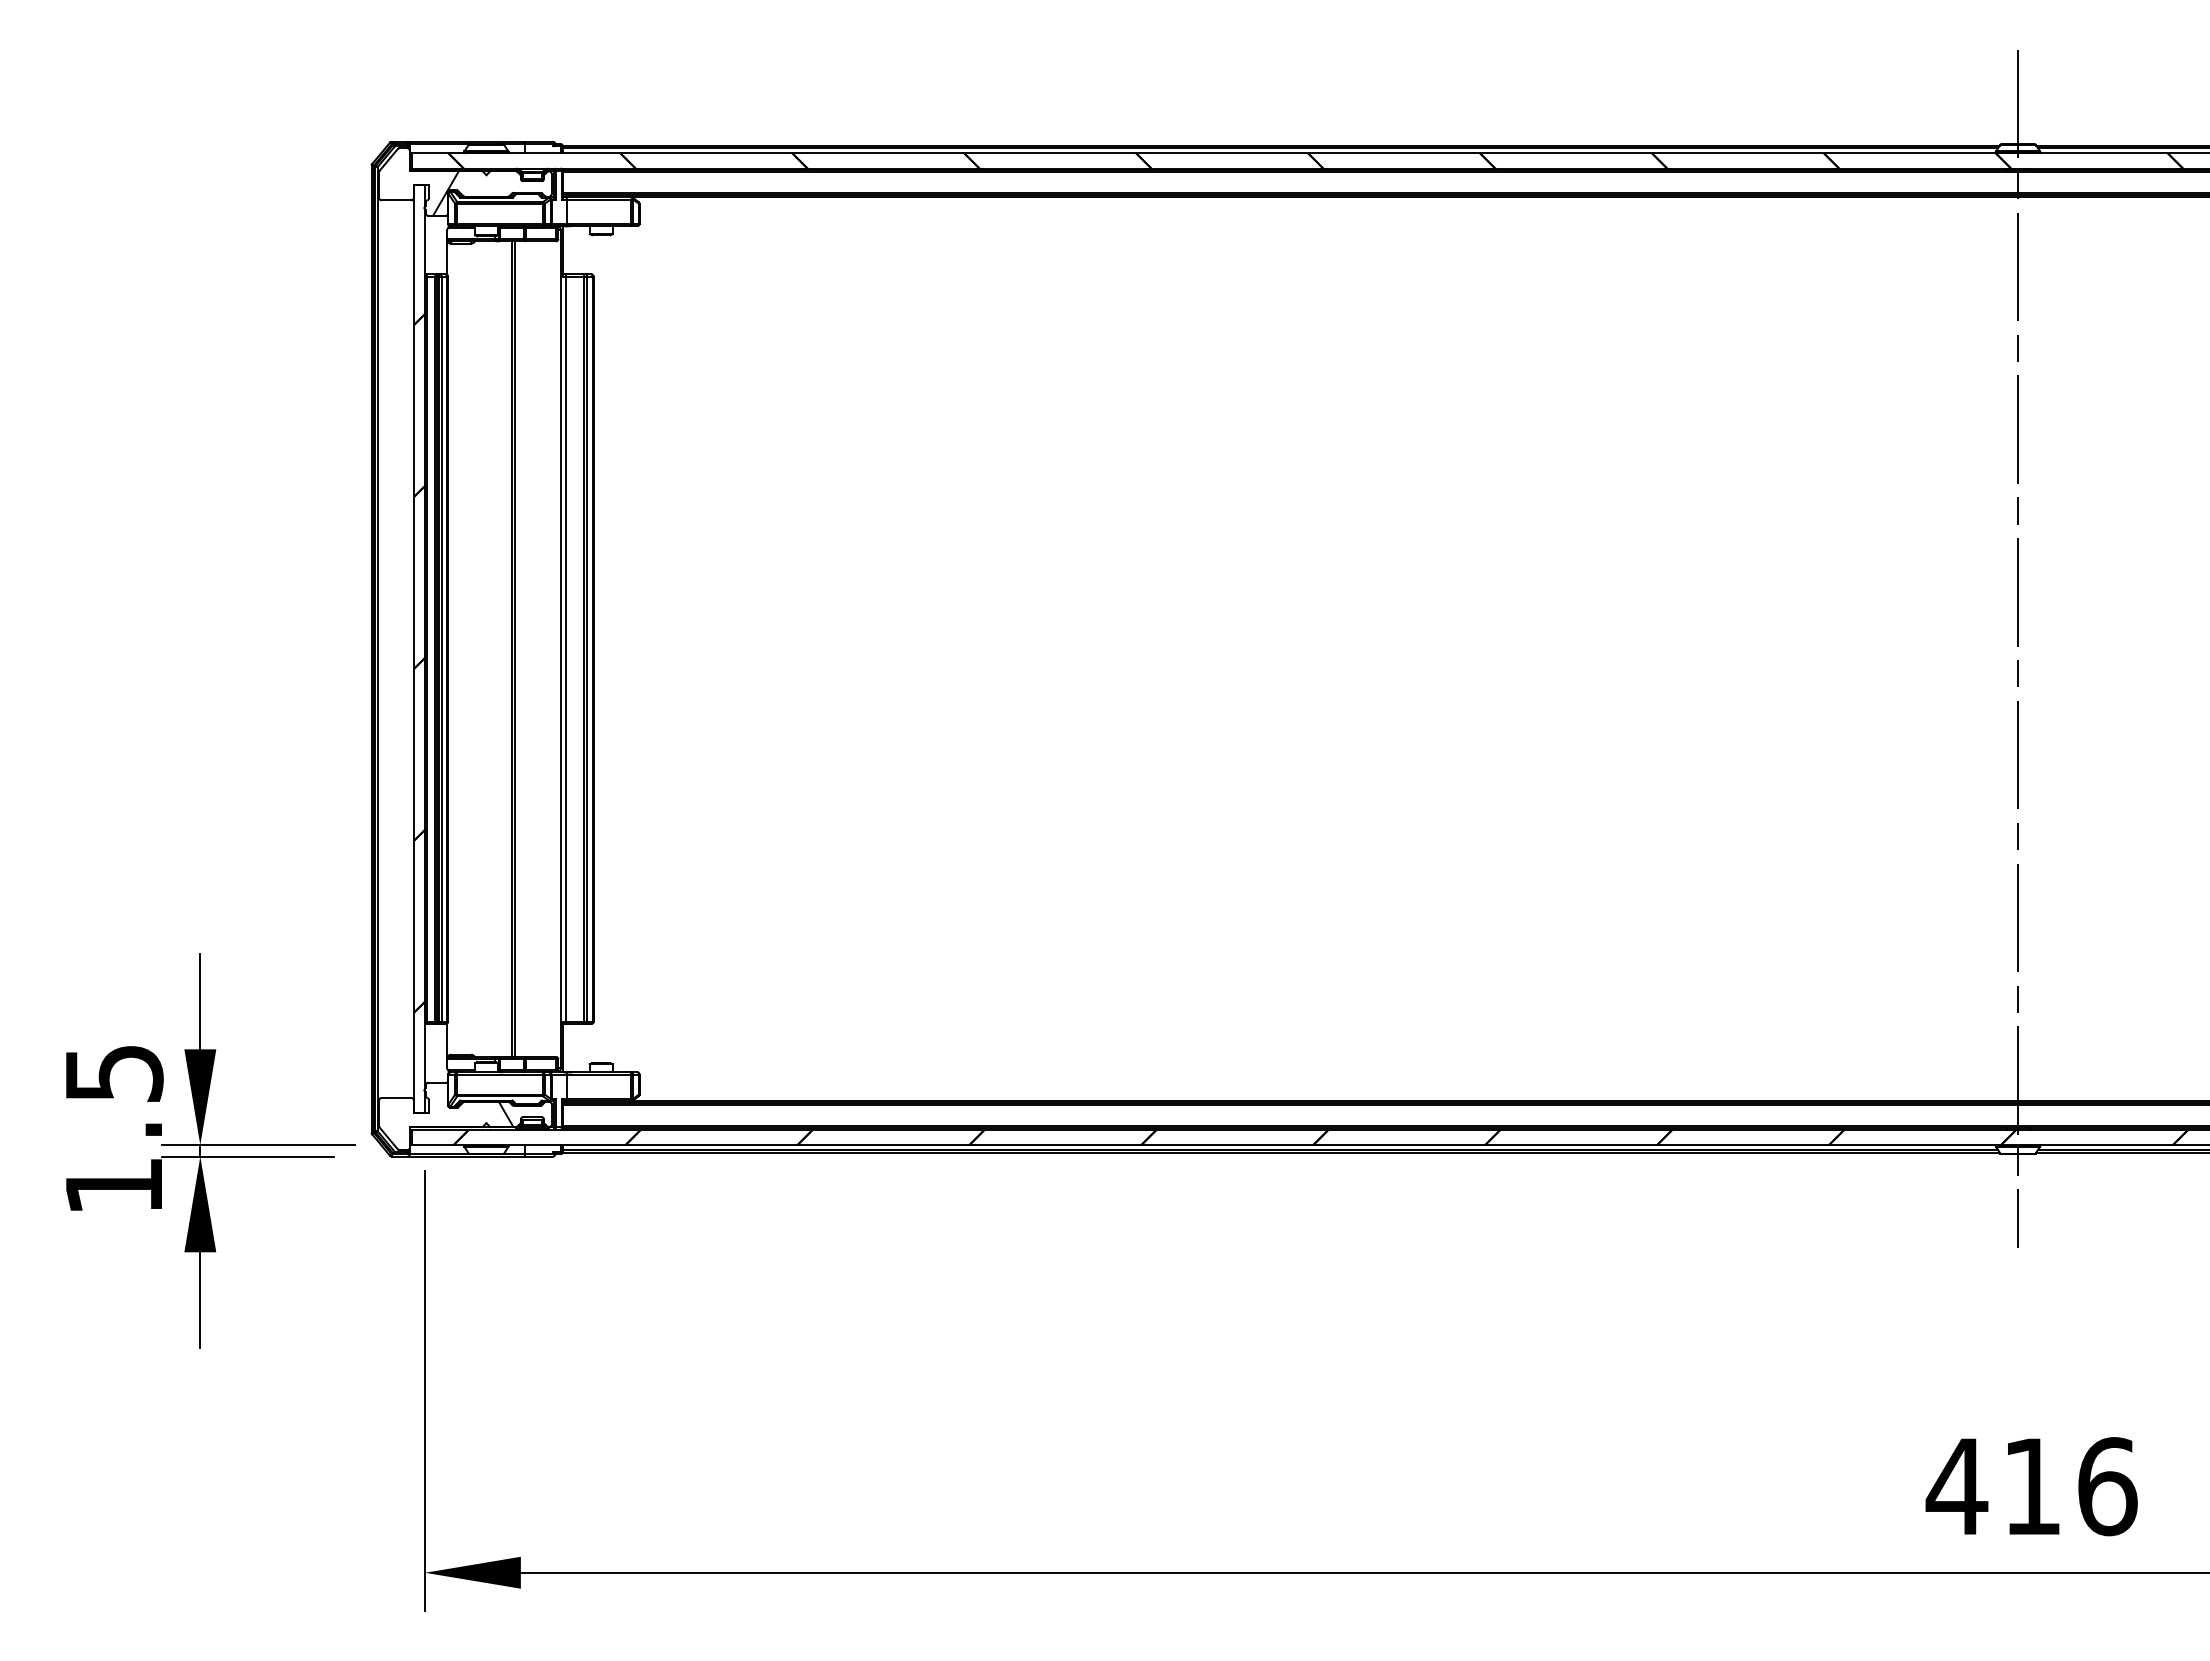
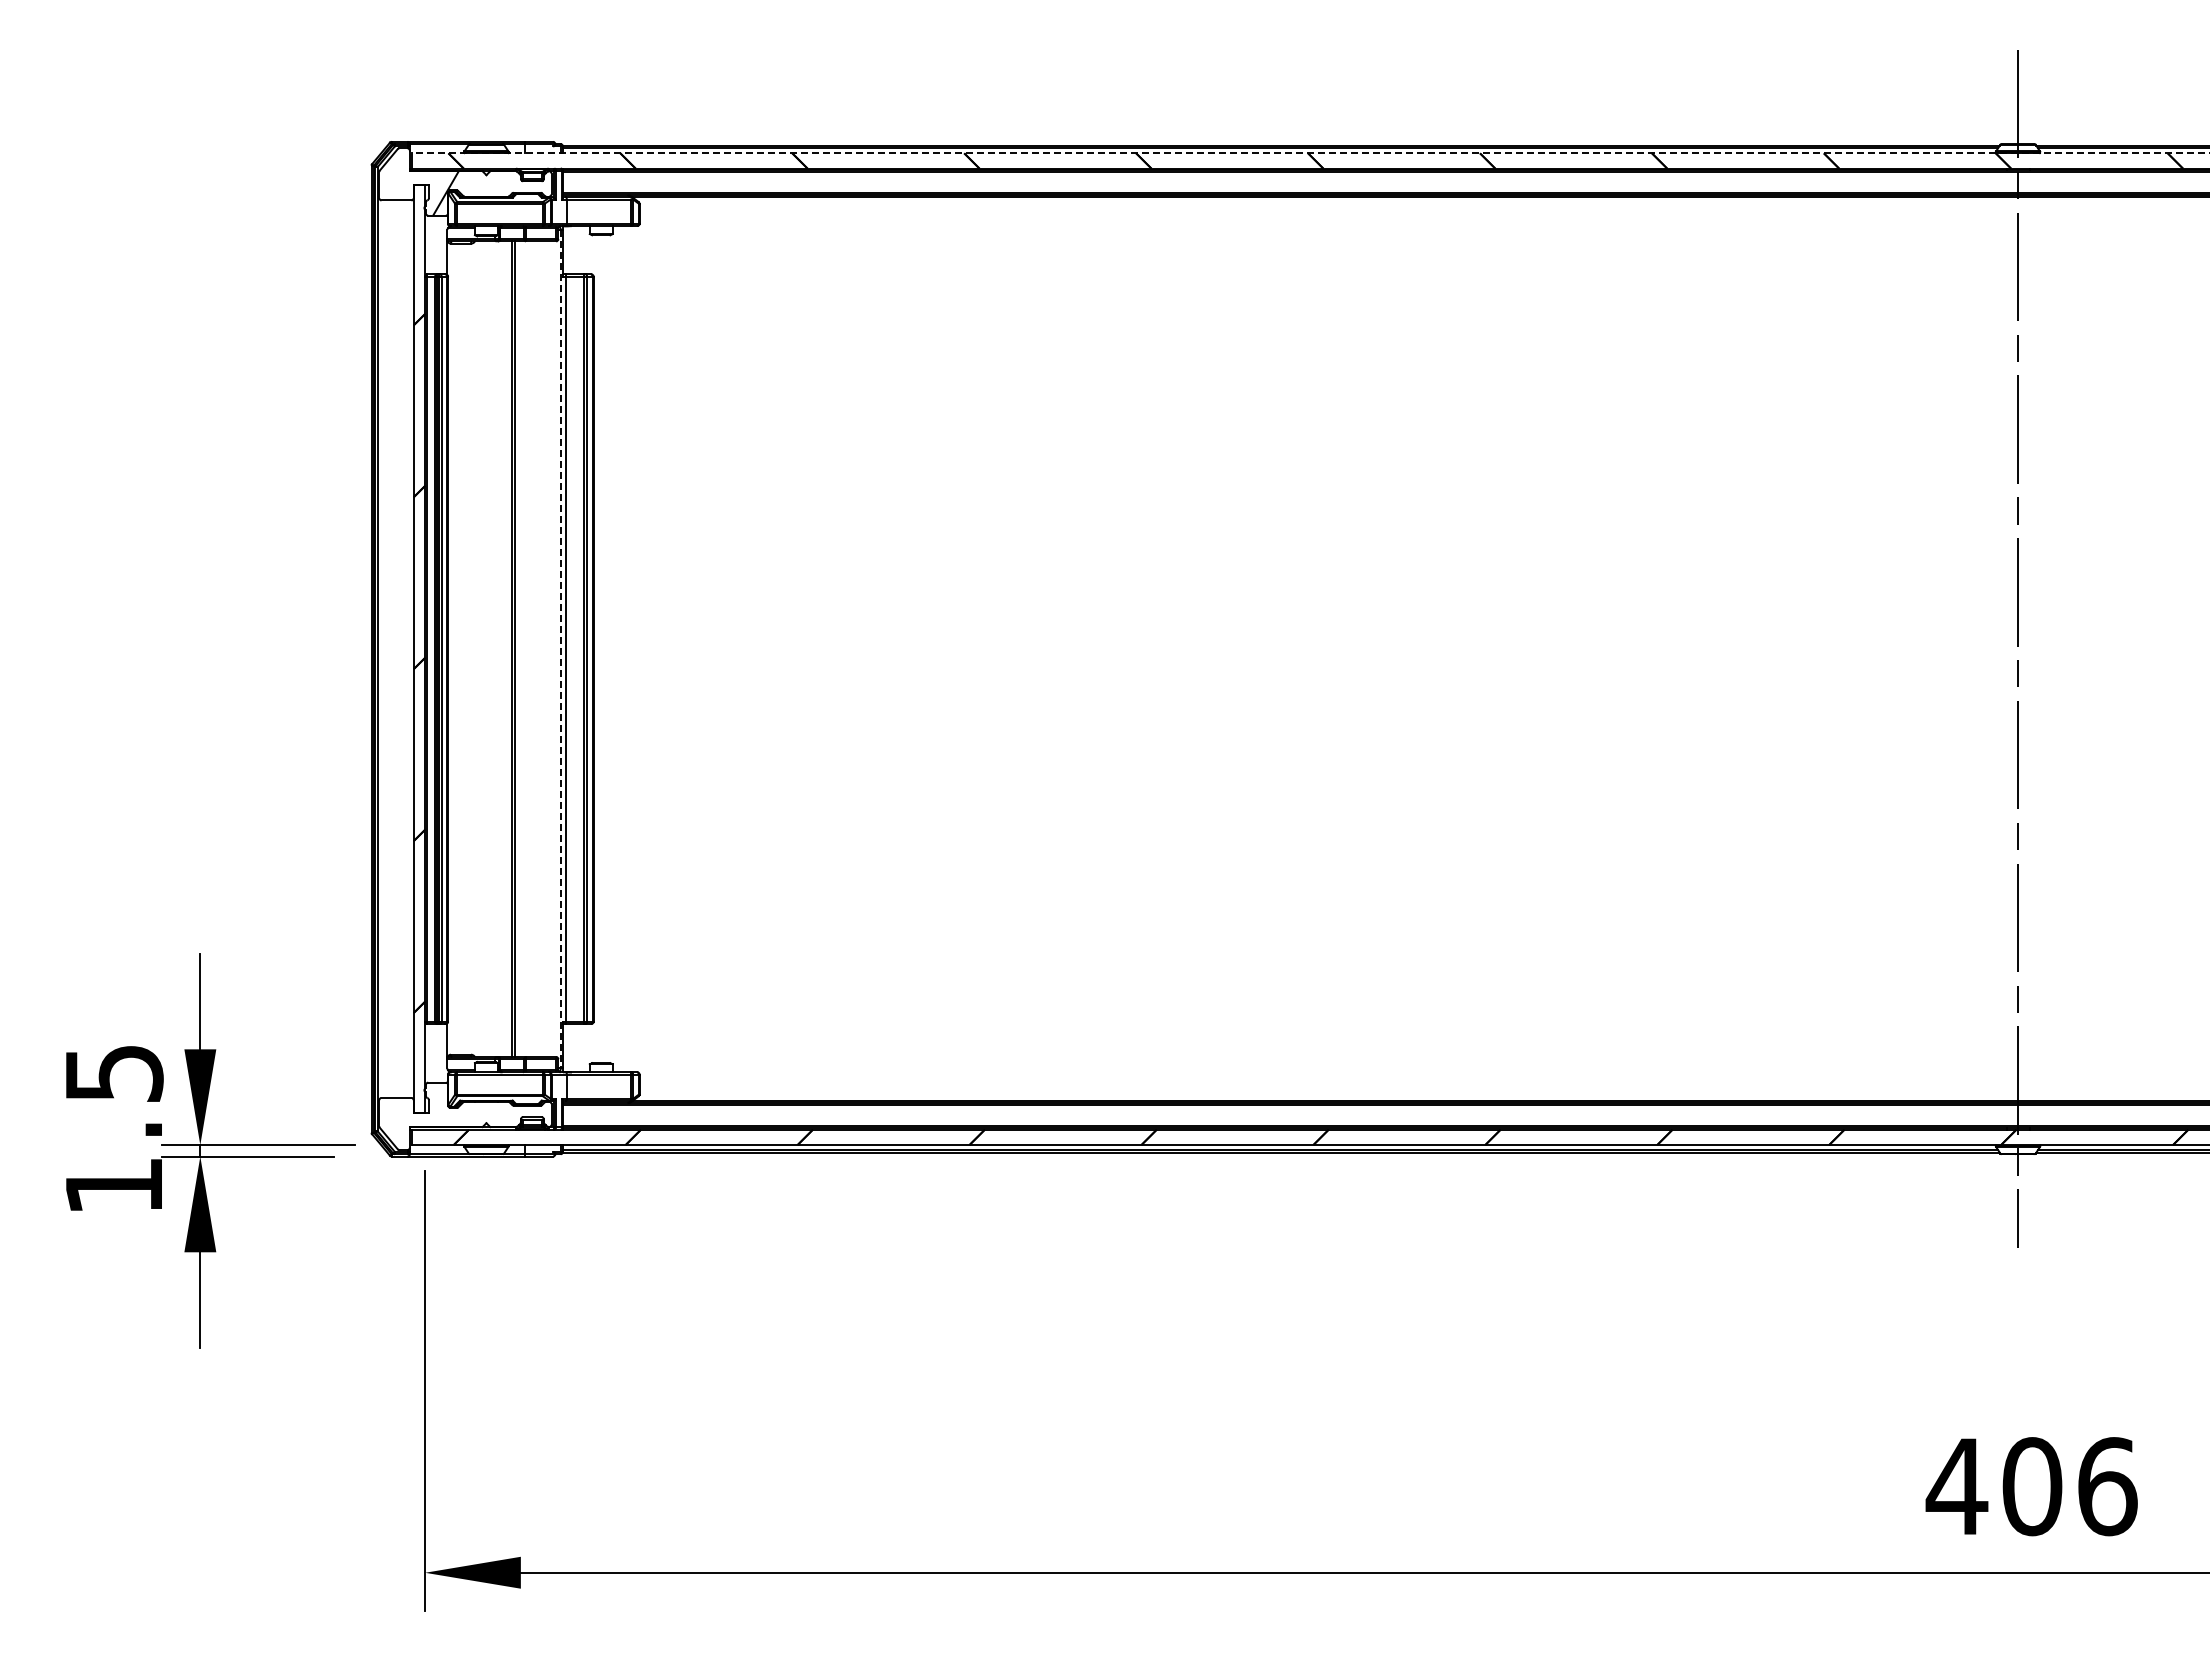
line: solid -> dashed (1310, 153)
line: solid -> dashed (560, 649)
hatch: present -> none (505, 1114)
text: 416 -> 406 (2032, 1486)
